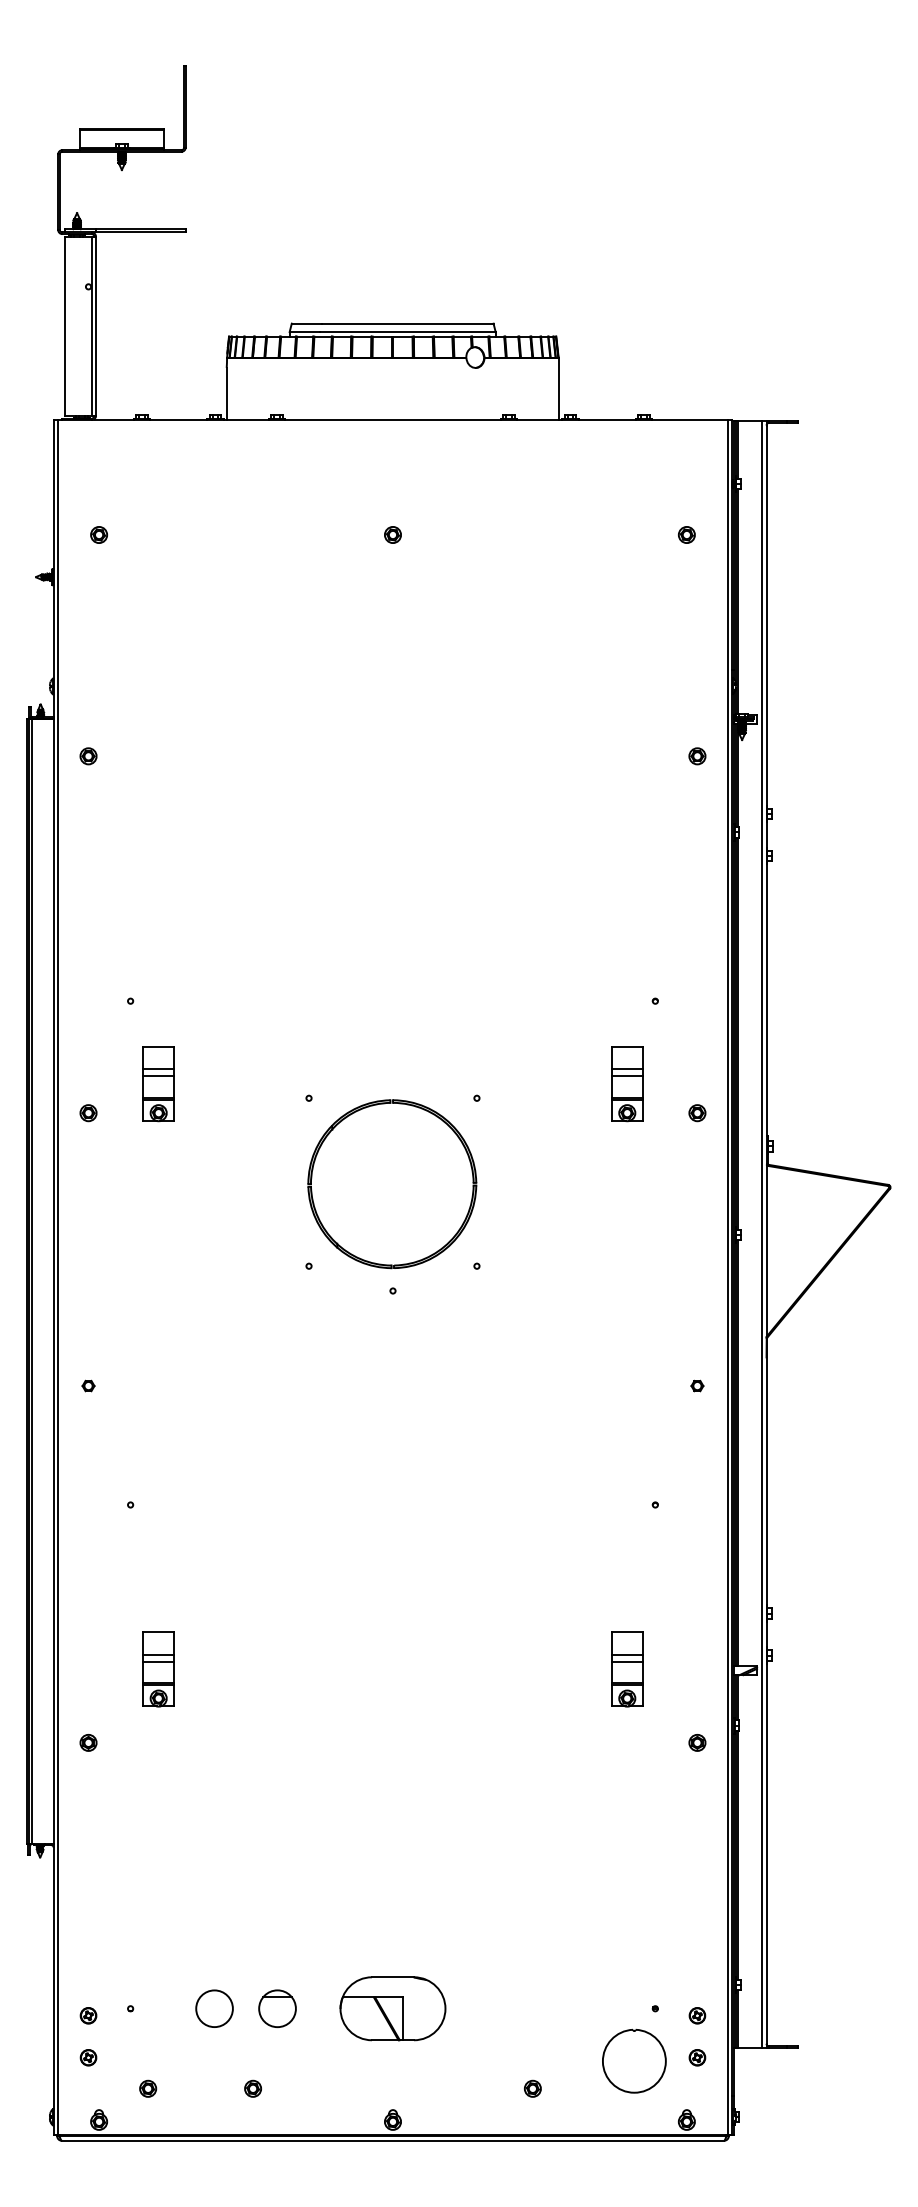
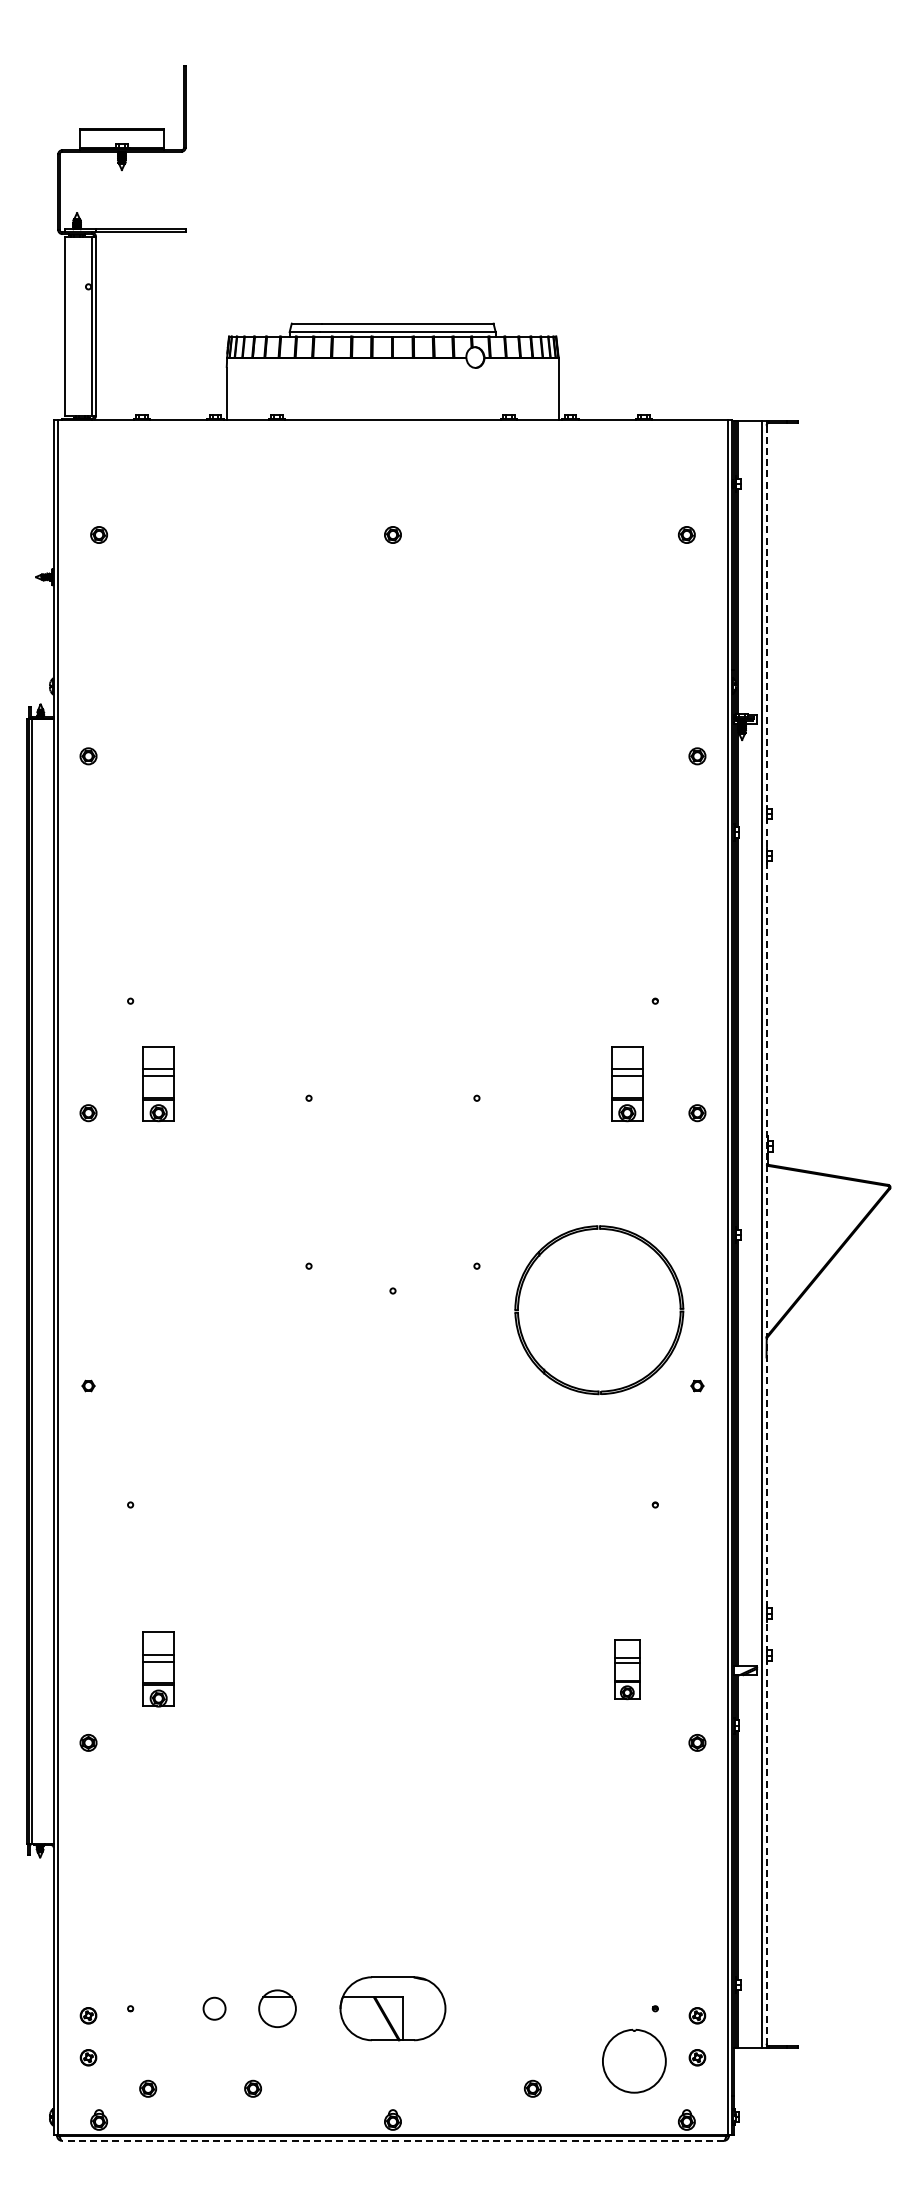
part position: (392, 1184) -> (599, 1310) (599, 1310)
line: solid -> dashed (766, 1235)
part size: 33x77 px -> 27x62 px (627, 1669)
circle diameter: 37 px -> 22 px (214, 2008)
line: solid -> dashed (392, 2140)
